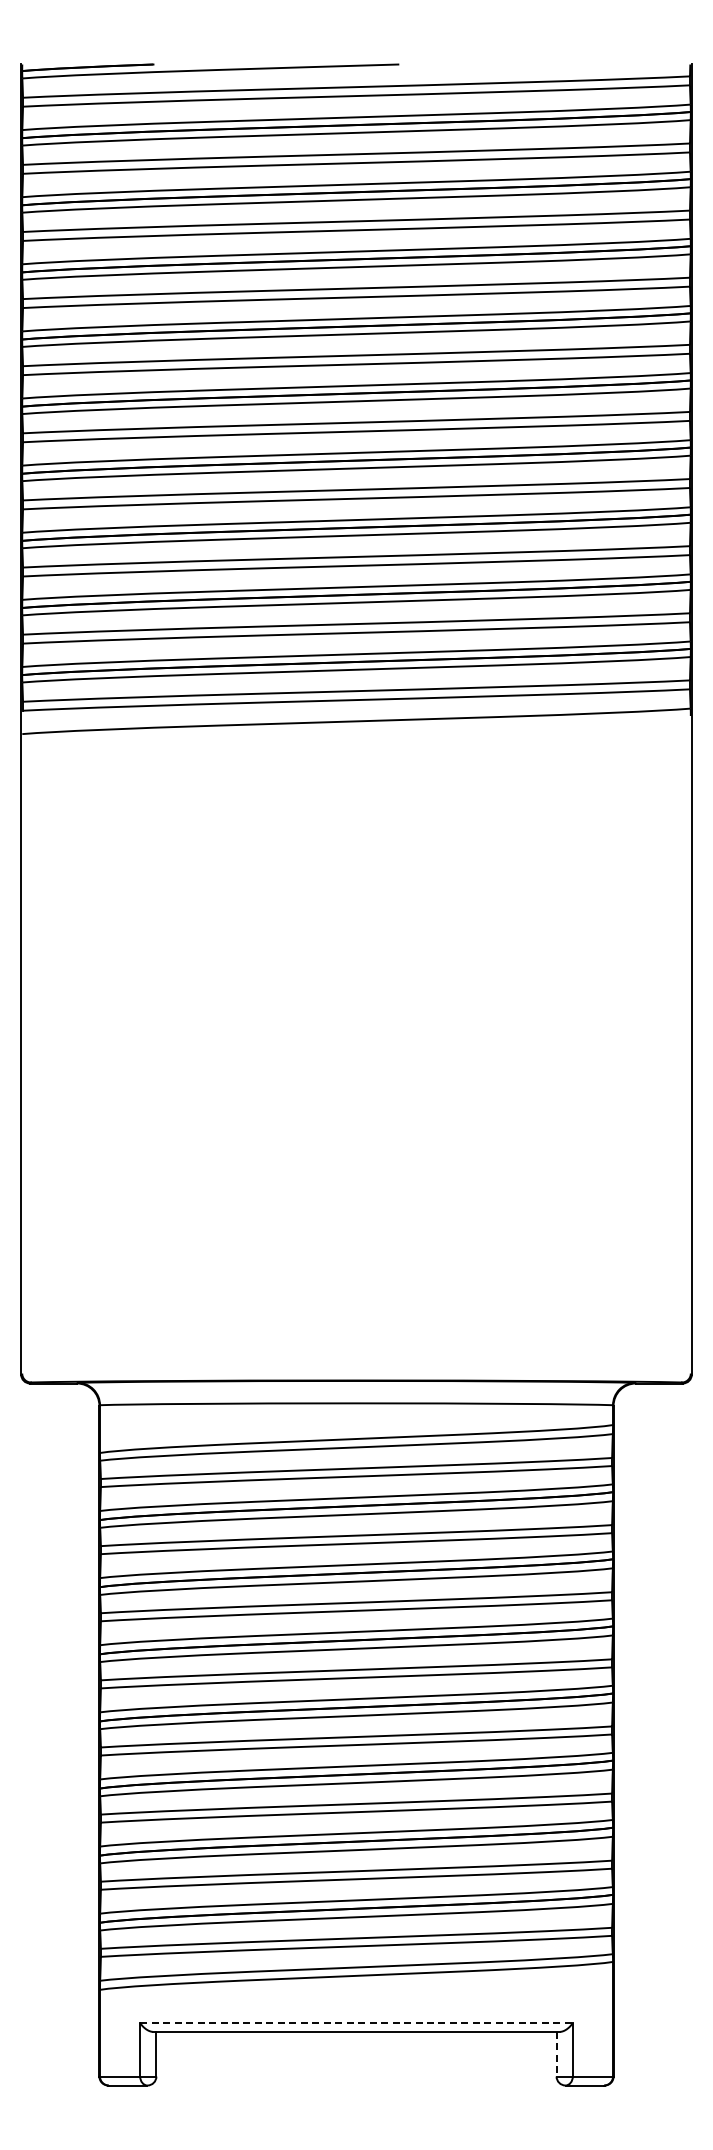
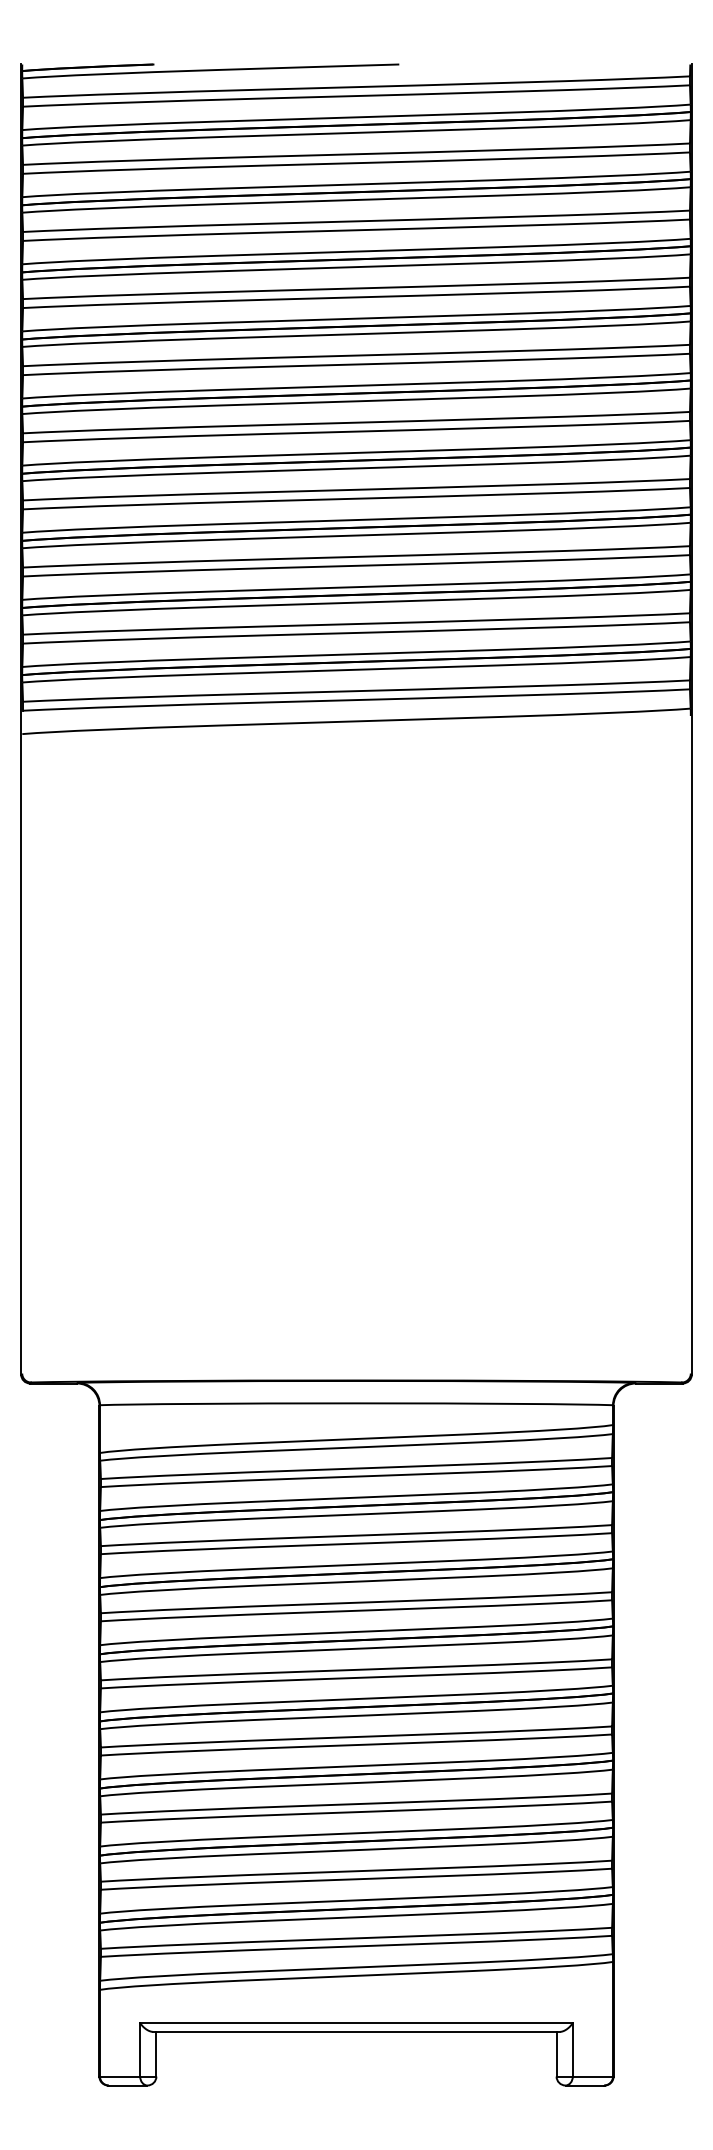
line: dashed -> solid (357, 2022)
line: dashed -> solid (556, 2054)
